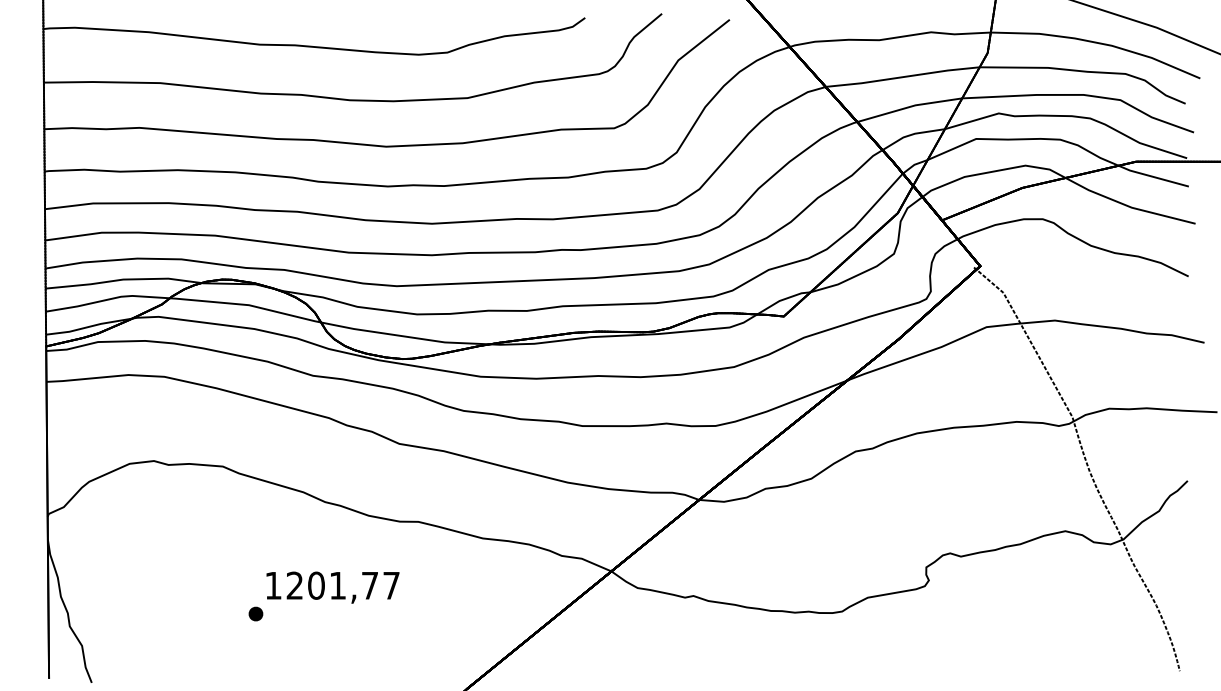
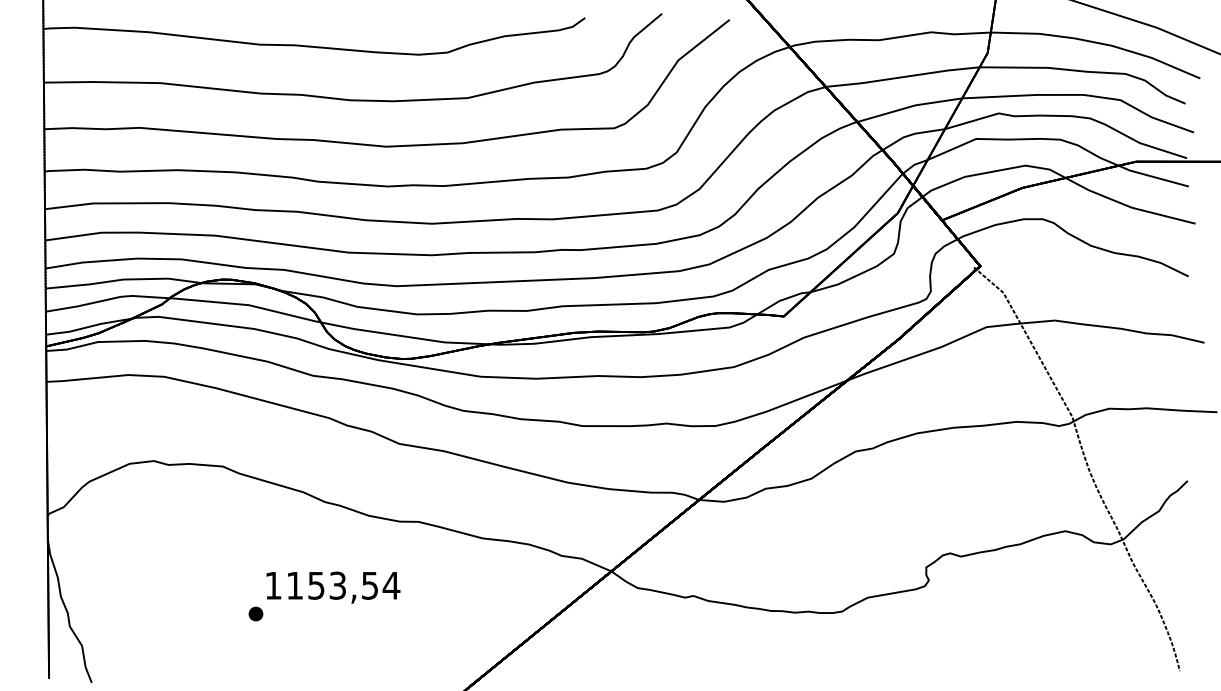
text: 1201,77 -> 1153,54 (343, 585)
